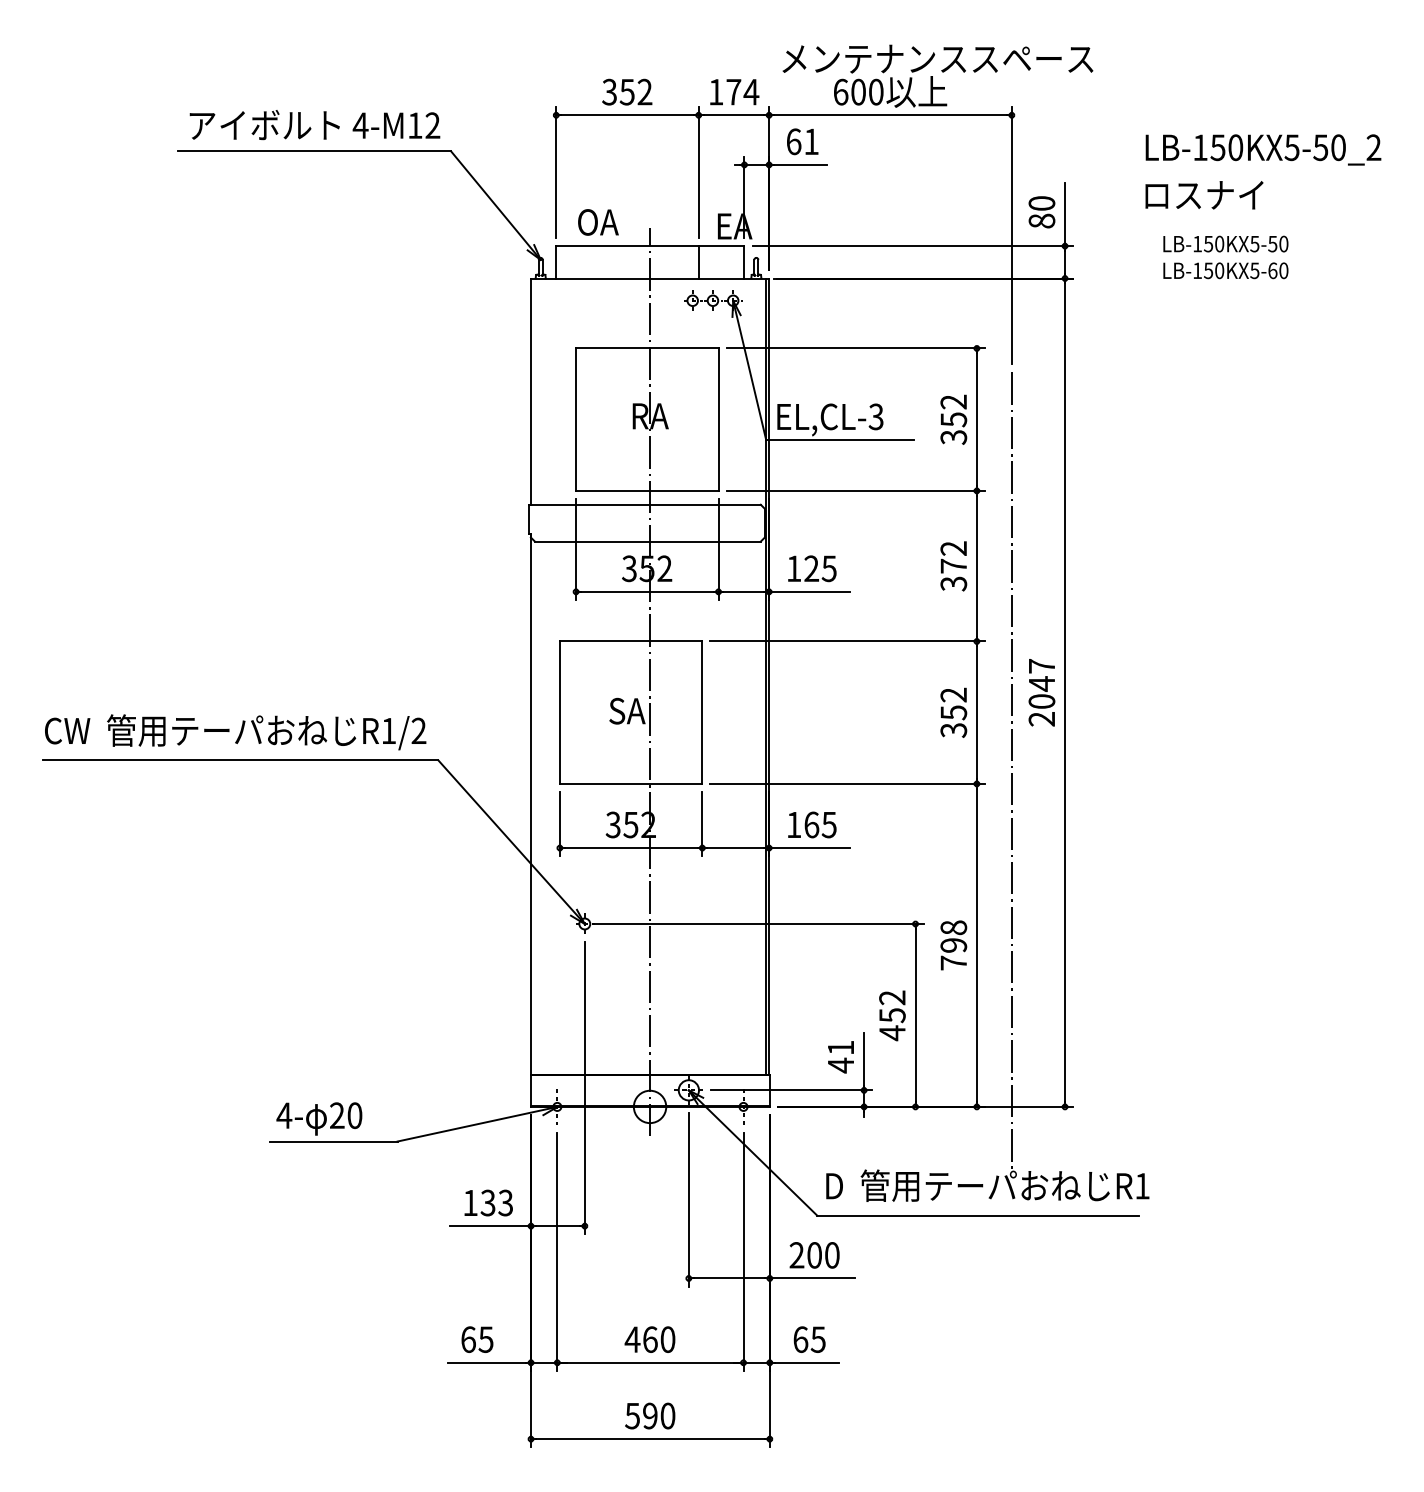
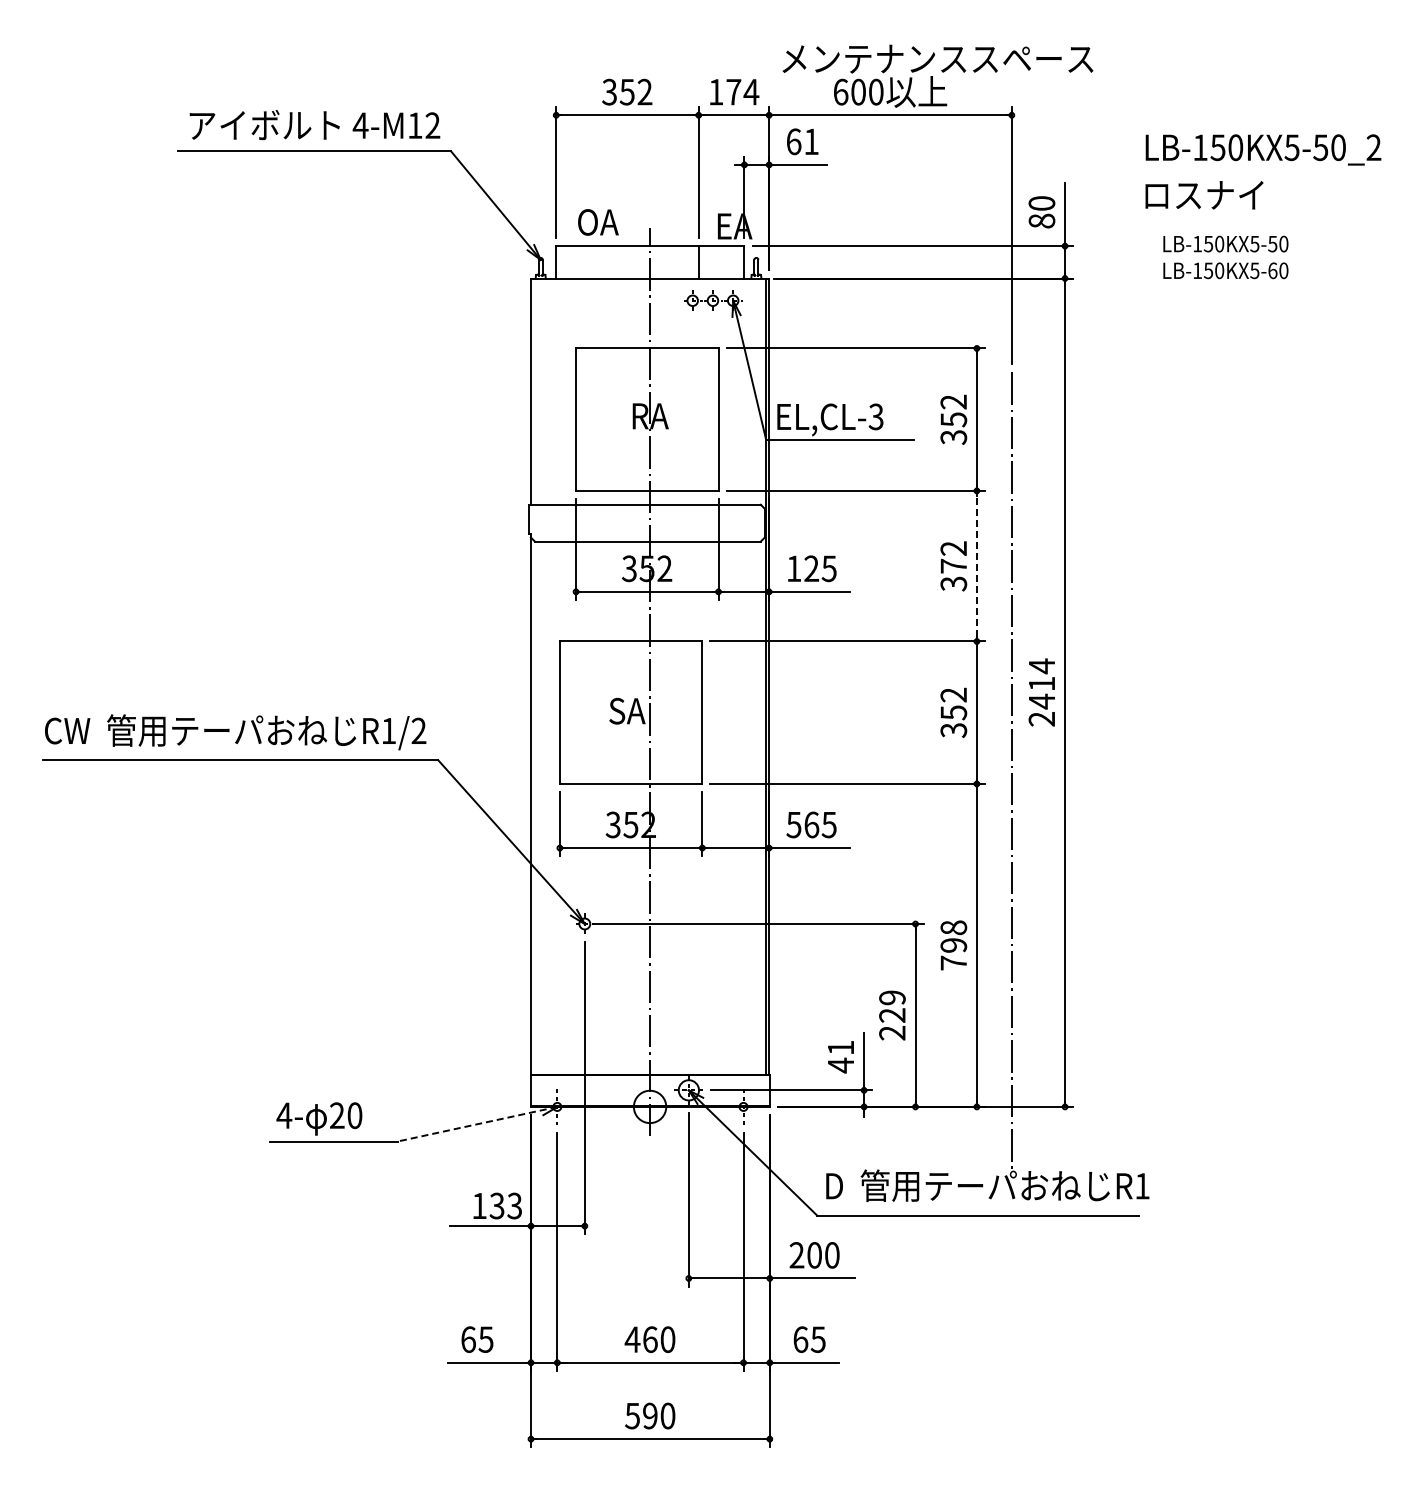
line: solid -> dashed (976, 565)
text: 2047 -> 2414 (1041, 683)
text: 165 -> 565 (793, 825)
text: 452 -> 229 (892, 1015)
line: solid -> dashed (477, 1124)
text position: (488, 1202) -> (497, 1205) (497, 1205)
